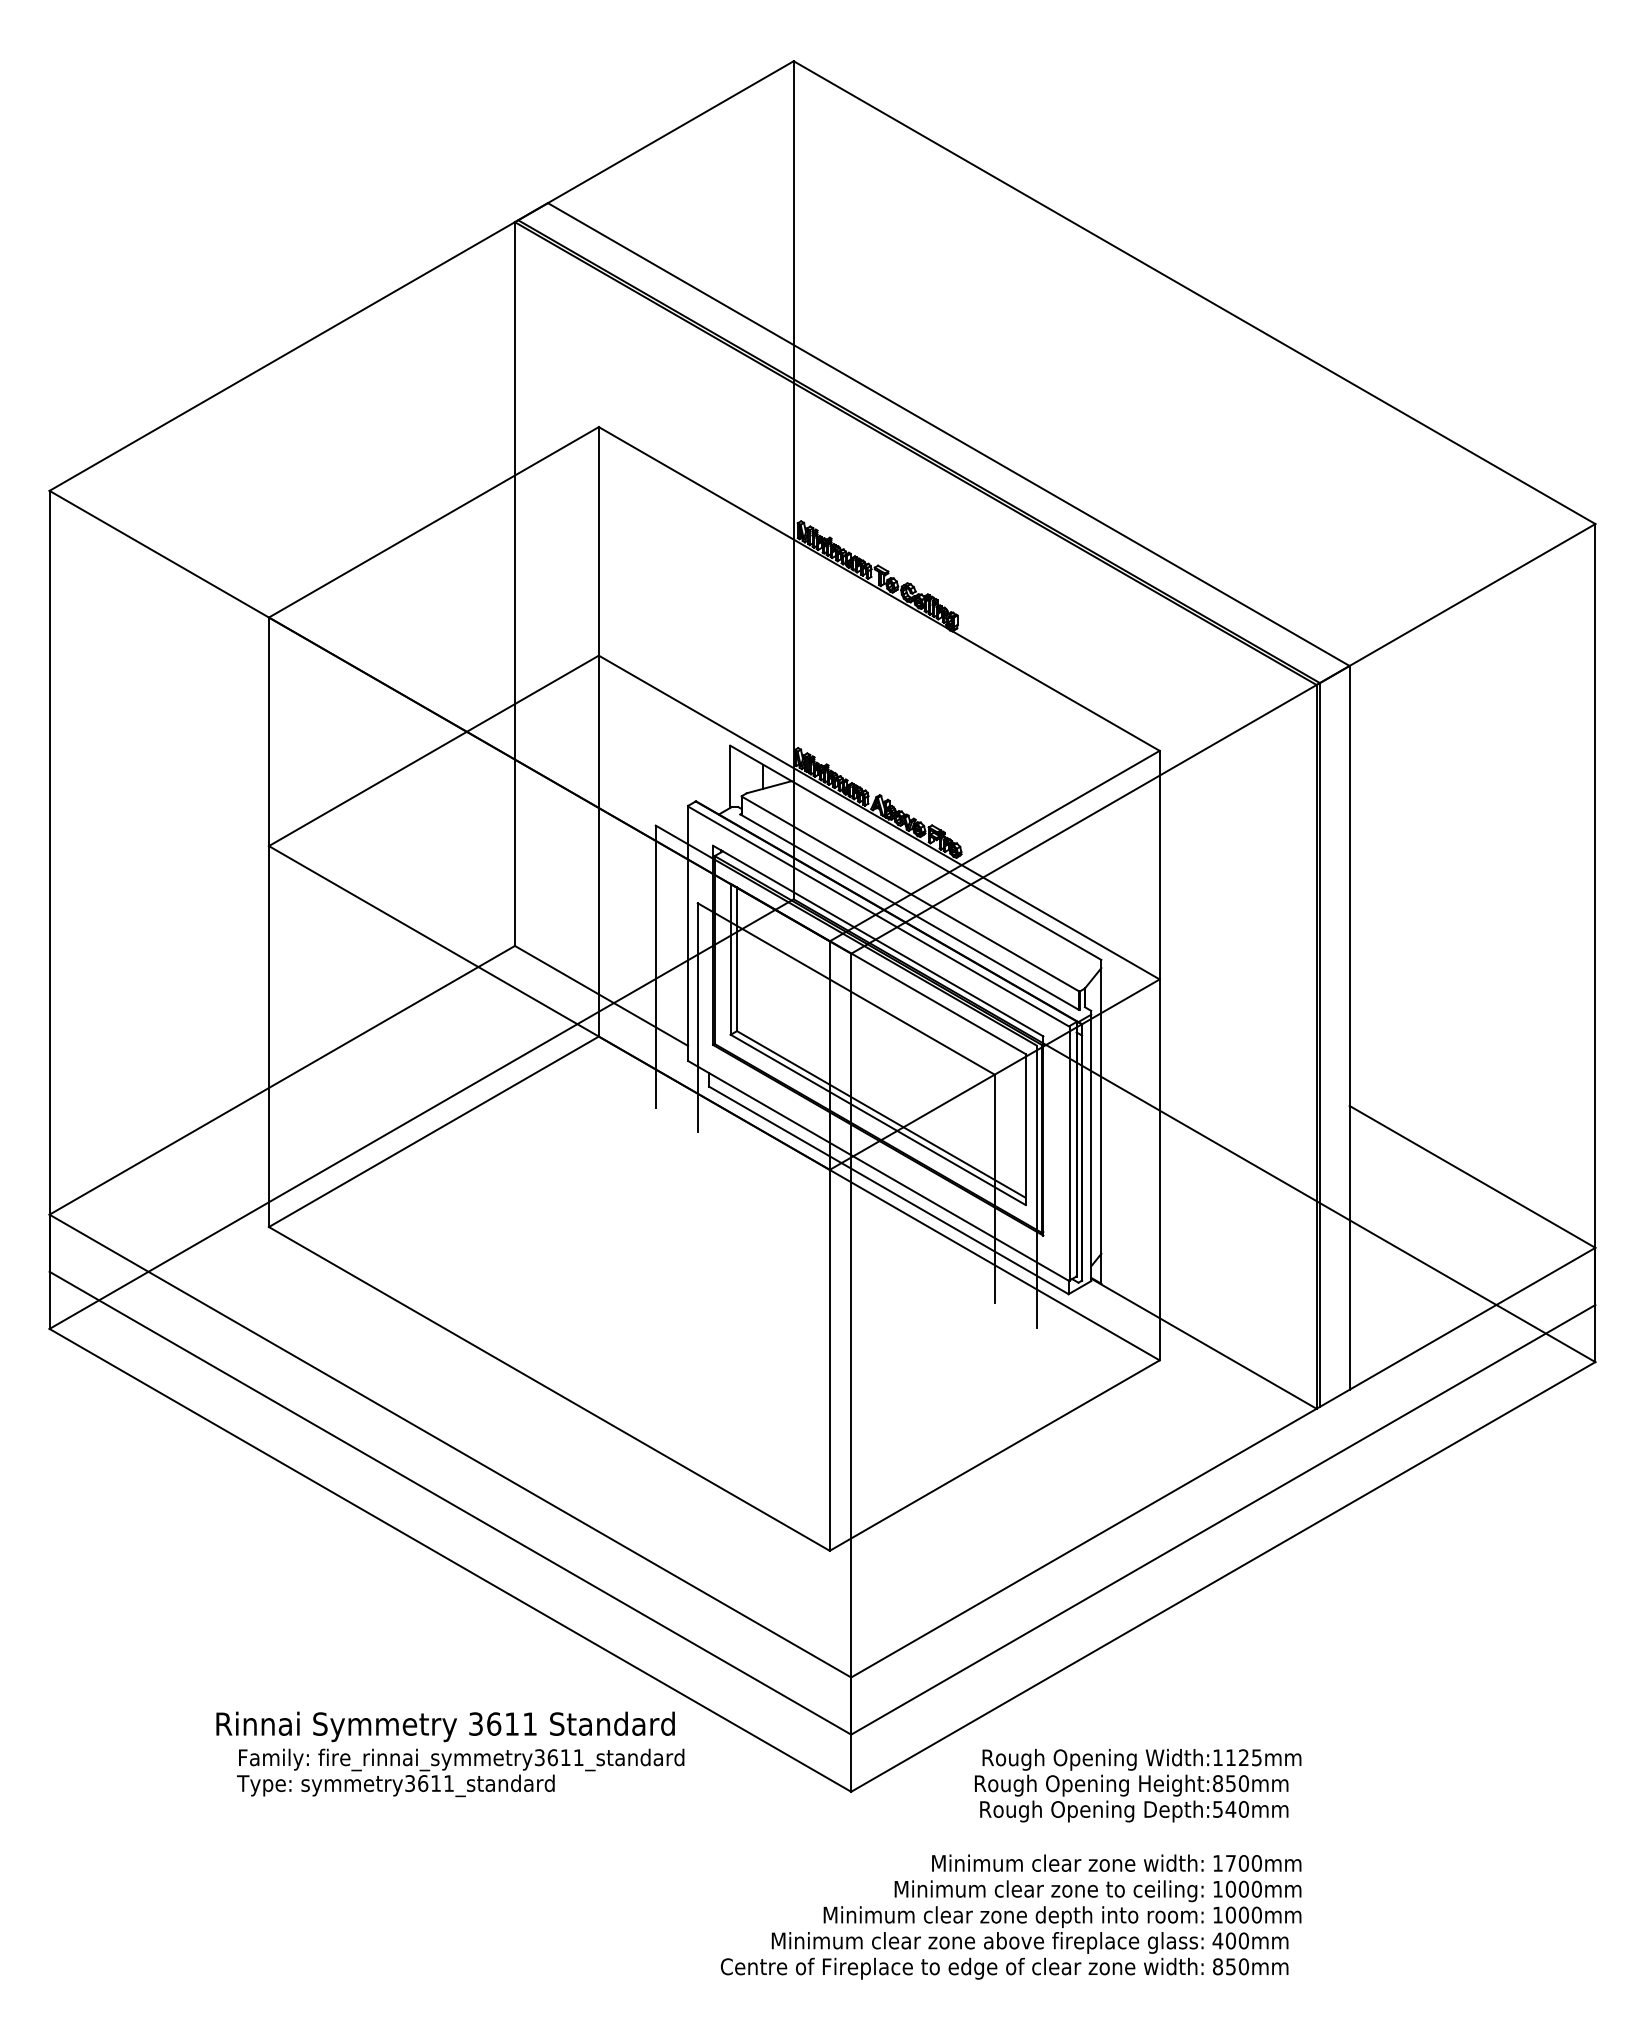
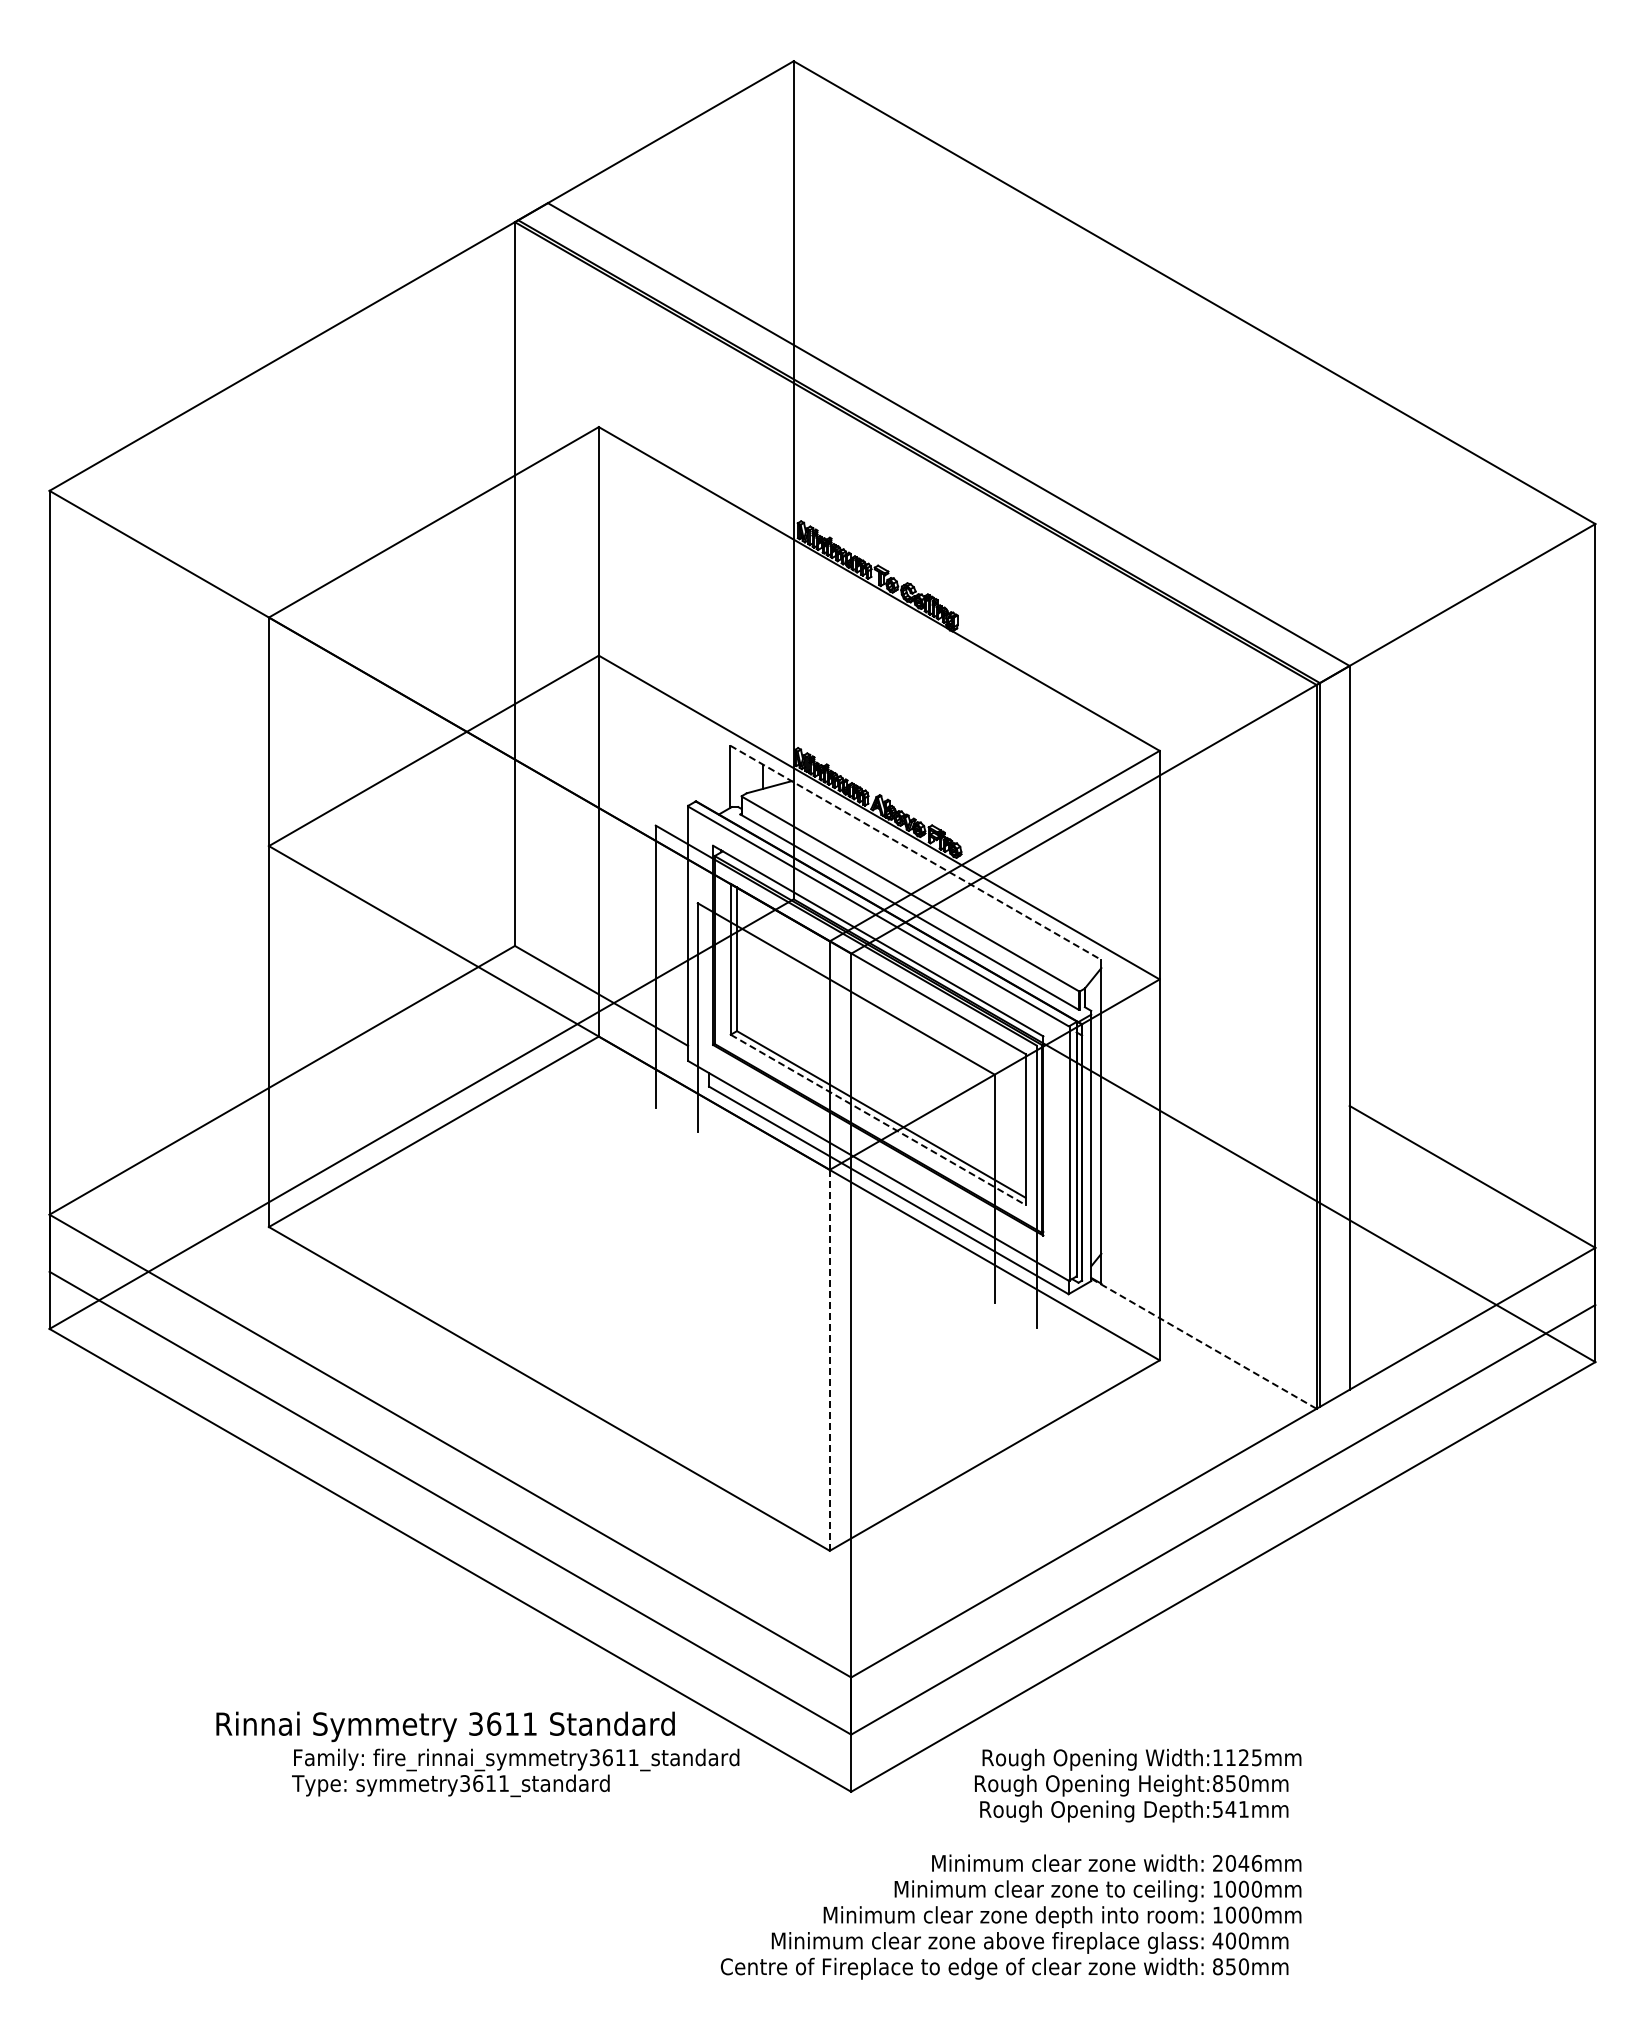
line: solid -> dashed (916, 853)
line: solid -> dashed (878, 1120)
line: solid -> dashed (1204, 1344)
line: solid -> dashed (829, 1359)
text position: (460, 1772) -> (515, 1772) (515, 1772)
text: 540mm -> 541mm (1243, 1809)
text: 1700mm -> 2046mm (1237, 1862)
